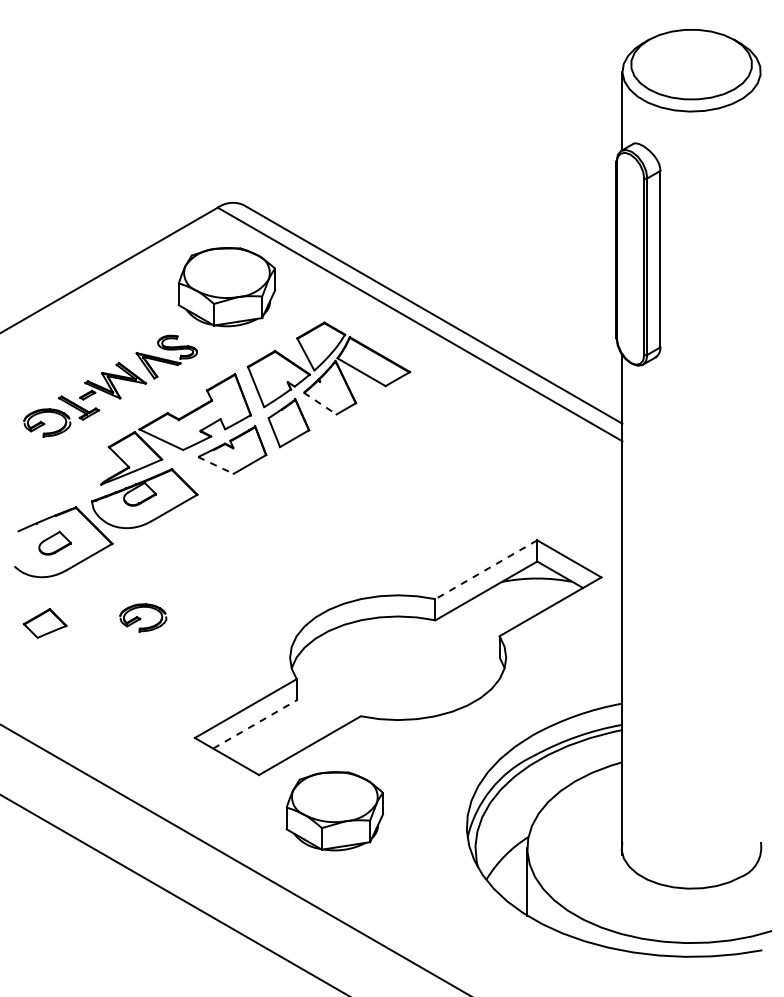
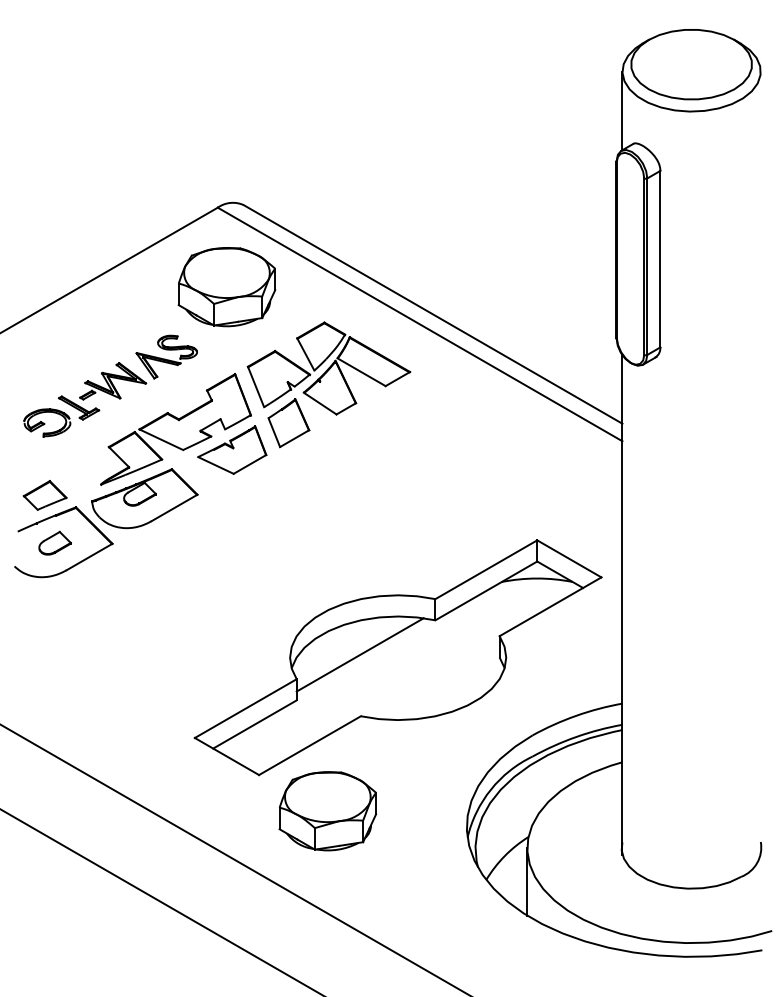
line: dashed -> solid (320, 403)
line: dashed -> solid (215, 465)
line: dashed -> solid (486, 569)
part: present -> none (143, 617)
part position: (44, 623) -> (44, 495) (44, 495)
line: none -> present (359, 654)
line: dashed -> solid (255, 724)
part position: (334, 811) -> (327, 811) (327, 811)
line position: (173, 894) -> (161, 901) (161, 901)
